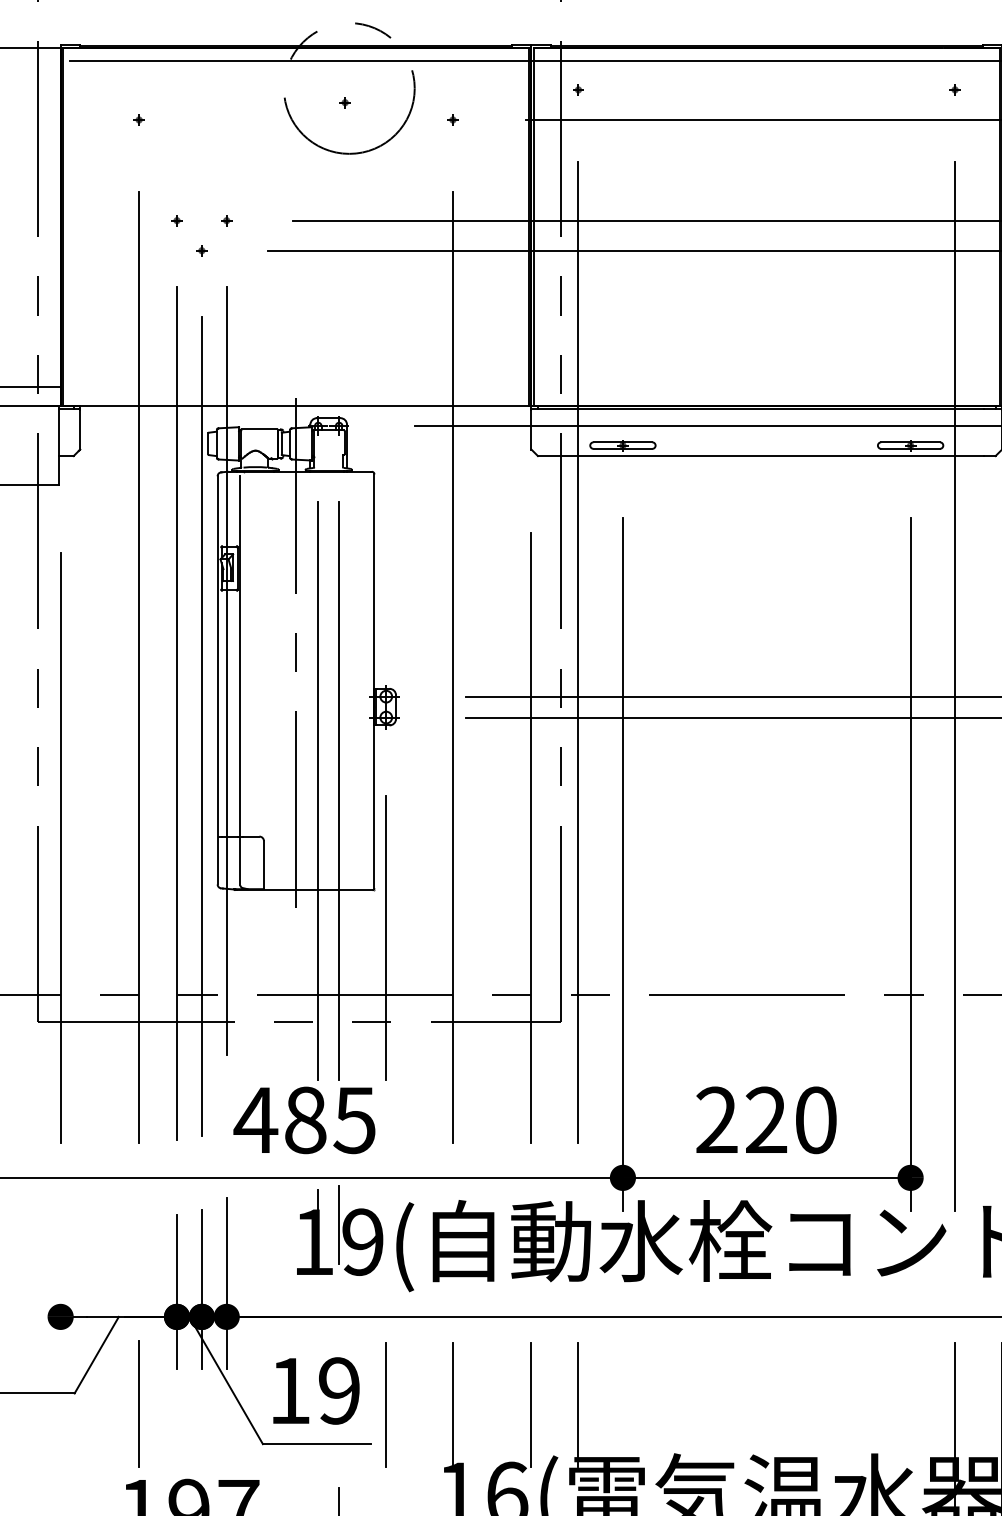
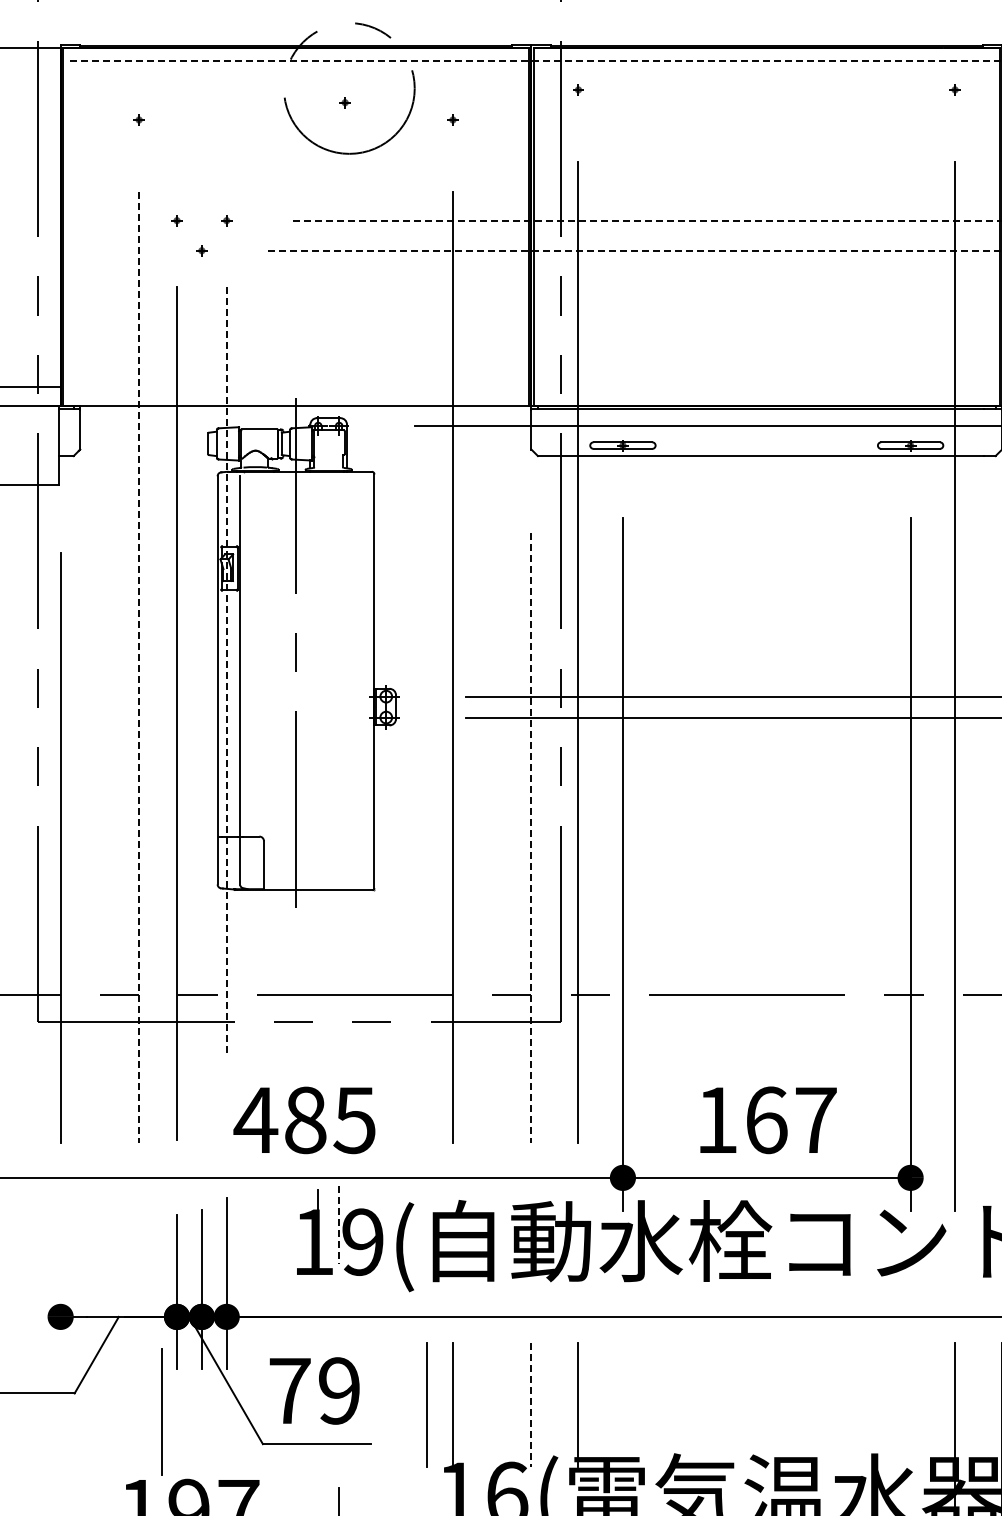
line: solid -> dashed (536, 60)
line: present -> none (762, 120)
line: solid -> dashed (647, 220)
line: solid -> dashed (635, 250)
line: solid -> dashed (139, 668)
line: solid -> dashed (226, 670)
line: present -> none (201, 726)
line: present -> none (318, 791)
line: present -> none (339, 791)
line: solid -> dashed (531, 838)
line: present -> none (386, 937)
text: 220 -> 167 (766, 1120)
line: solid -> dashed (339, 1225)
text: 19 -> 79 (289, 1390)
line position: (138, 1403) -> (161, 1411) (161, 1411)
line position: (385, 1404) -> (426, 1404) (426, 1404)
line: solid -> dashed (531, 1405)
